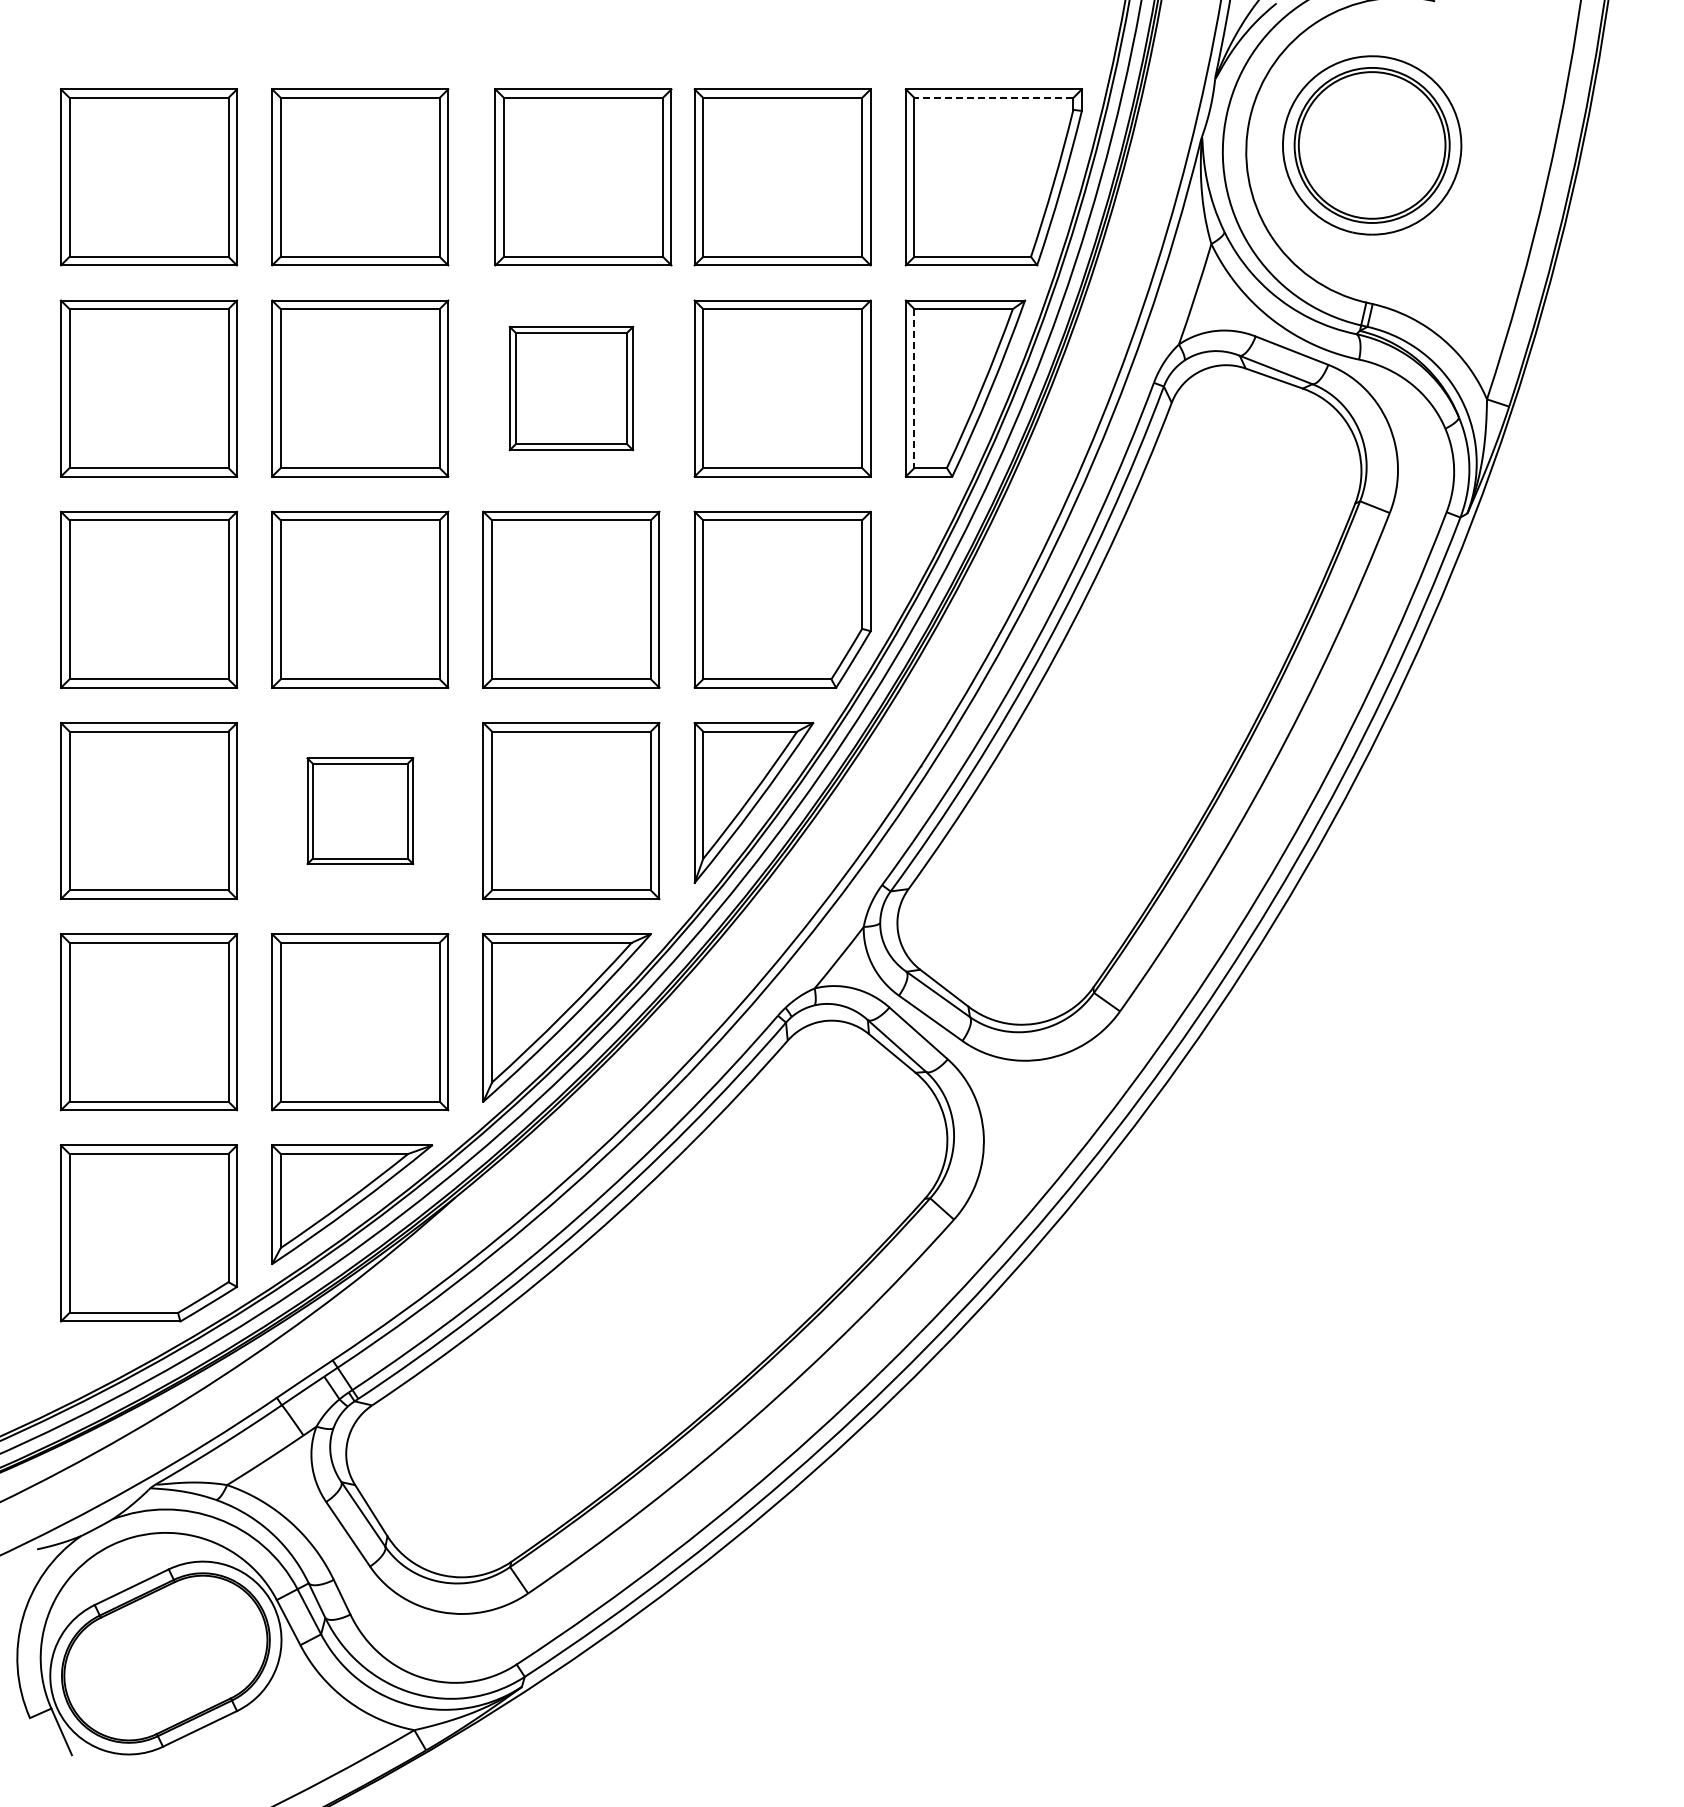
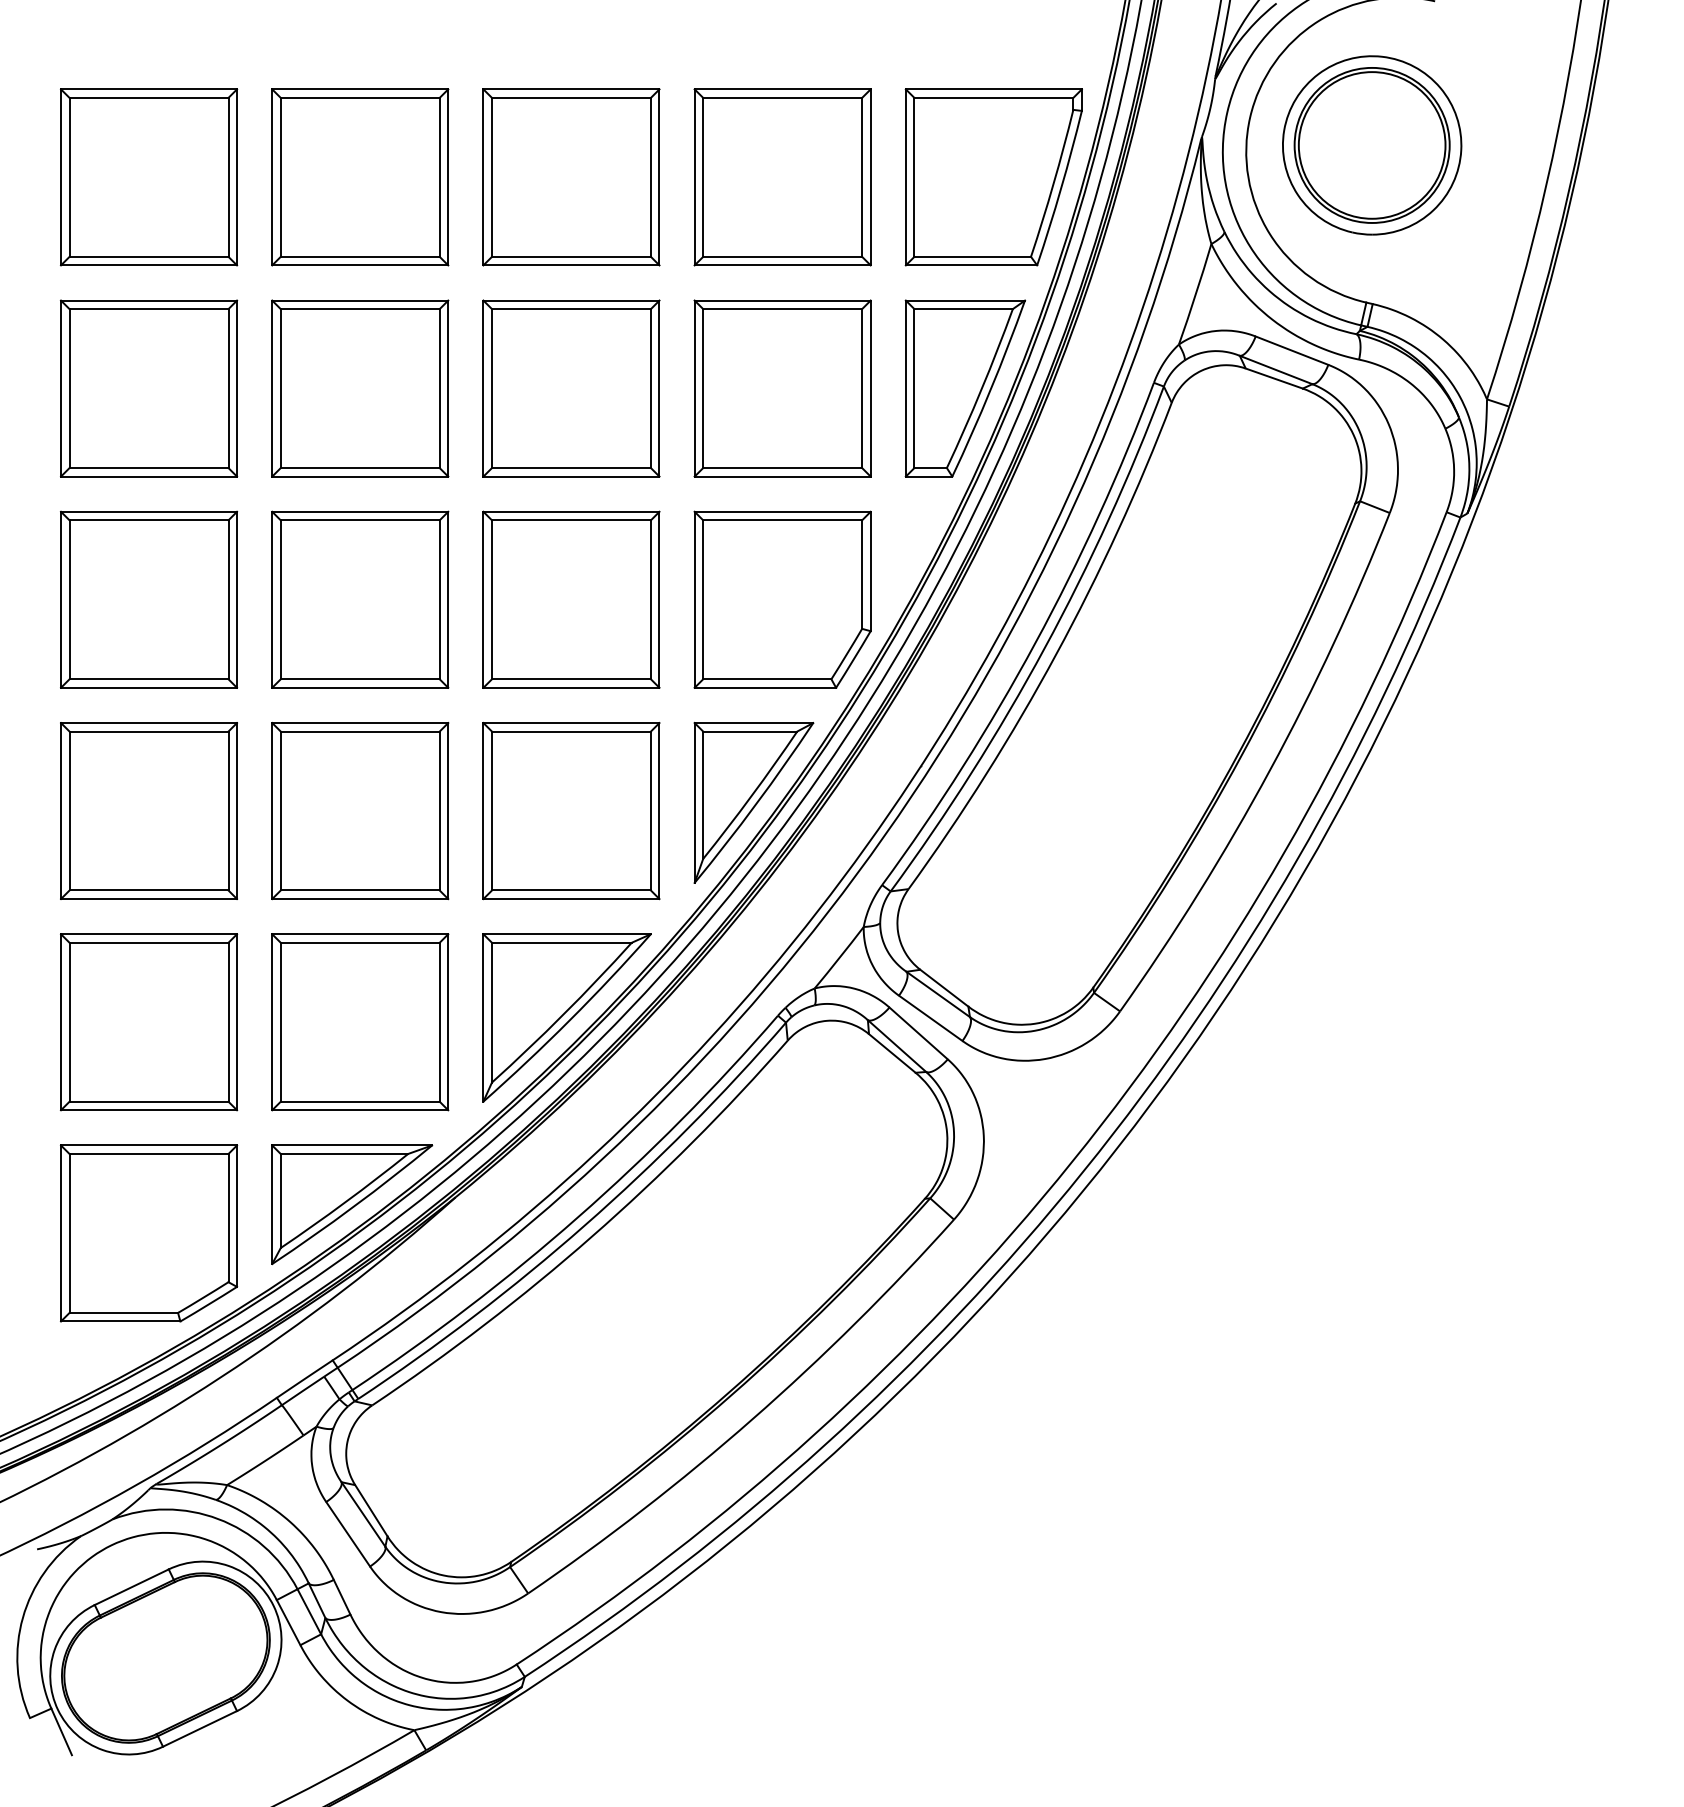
line: dashed -> solid (993, 97)
part position: (583, 177) -> (571, 177) (571, 177)
part size: 127x127 px -> 179x179 px (571, 388)
line: dashed -> solid (914, 389)
part size: 109x109 px -> 179x179 px (360, 811)
